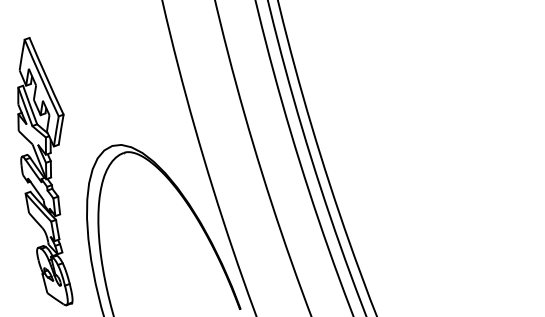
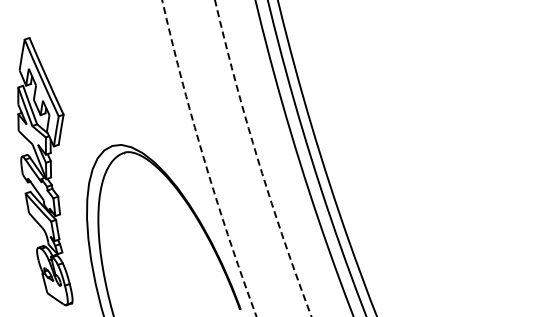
circle: solid -> dashed (209, 158)
circle: solid -> dashed (263, 158)
